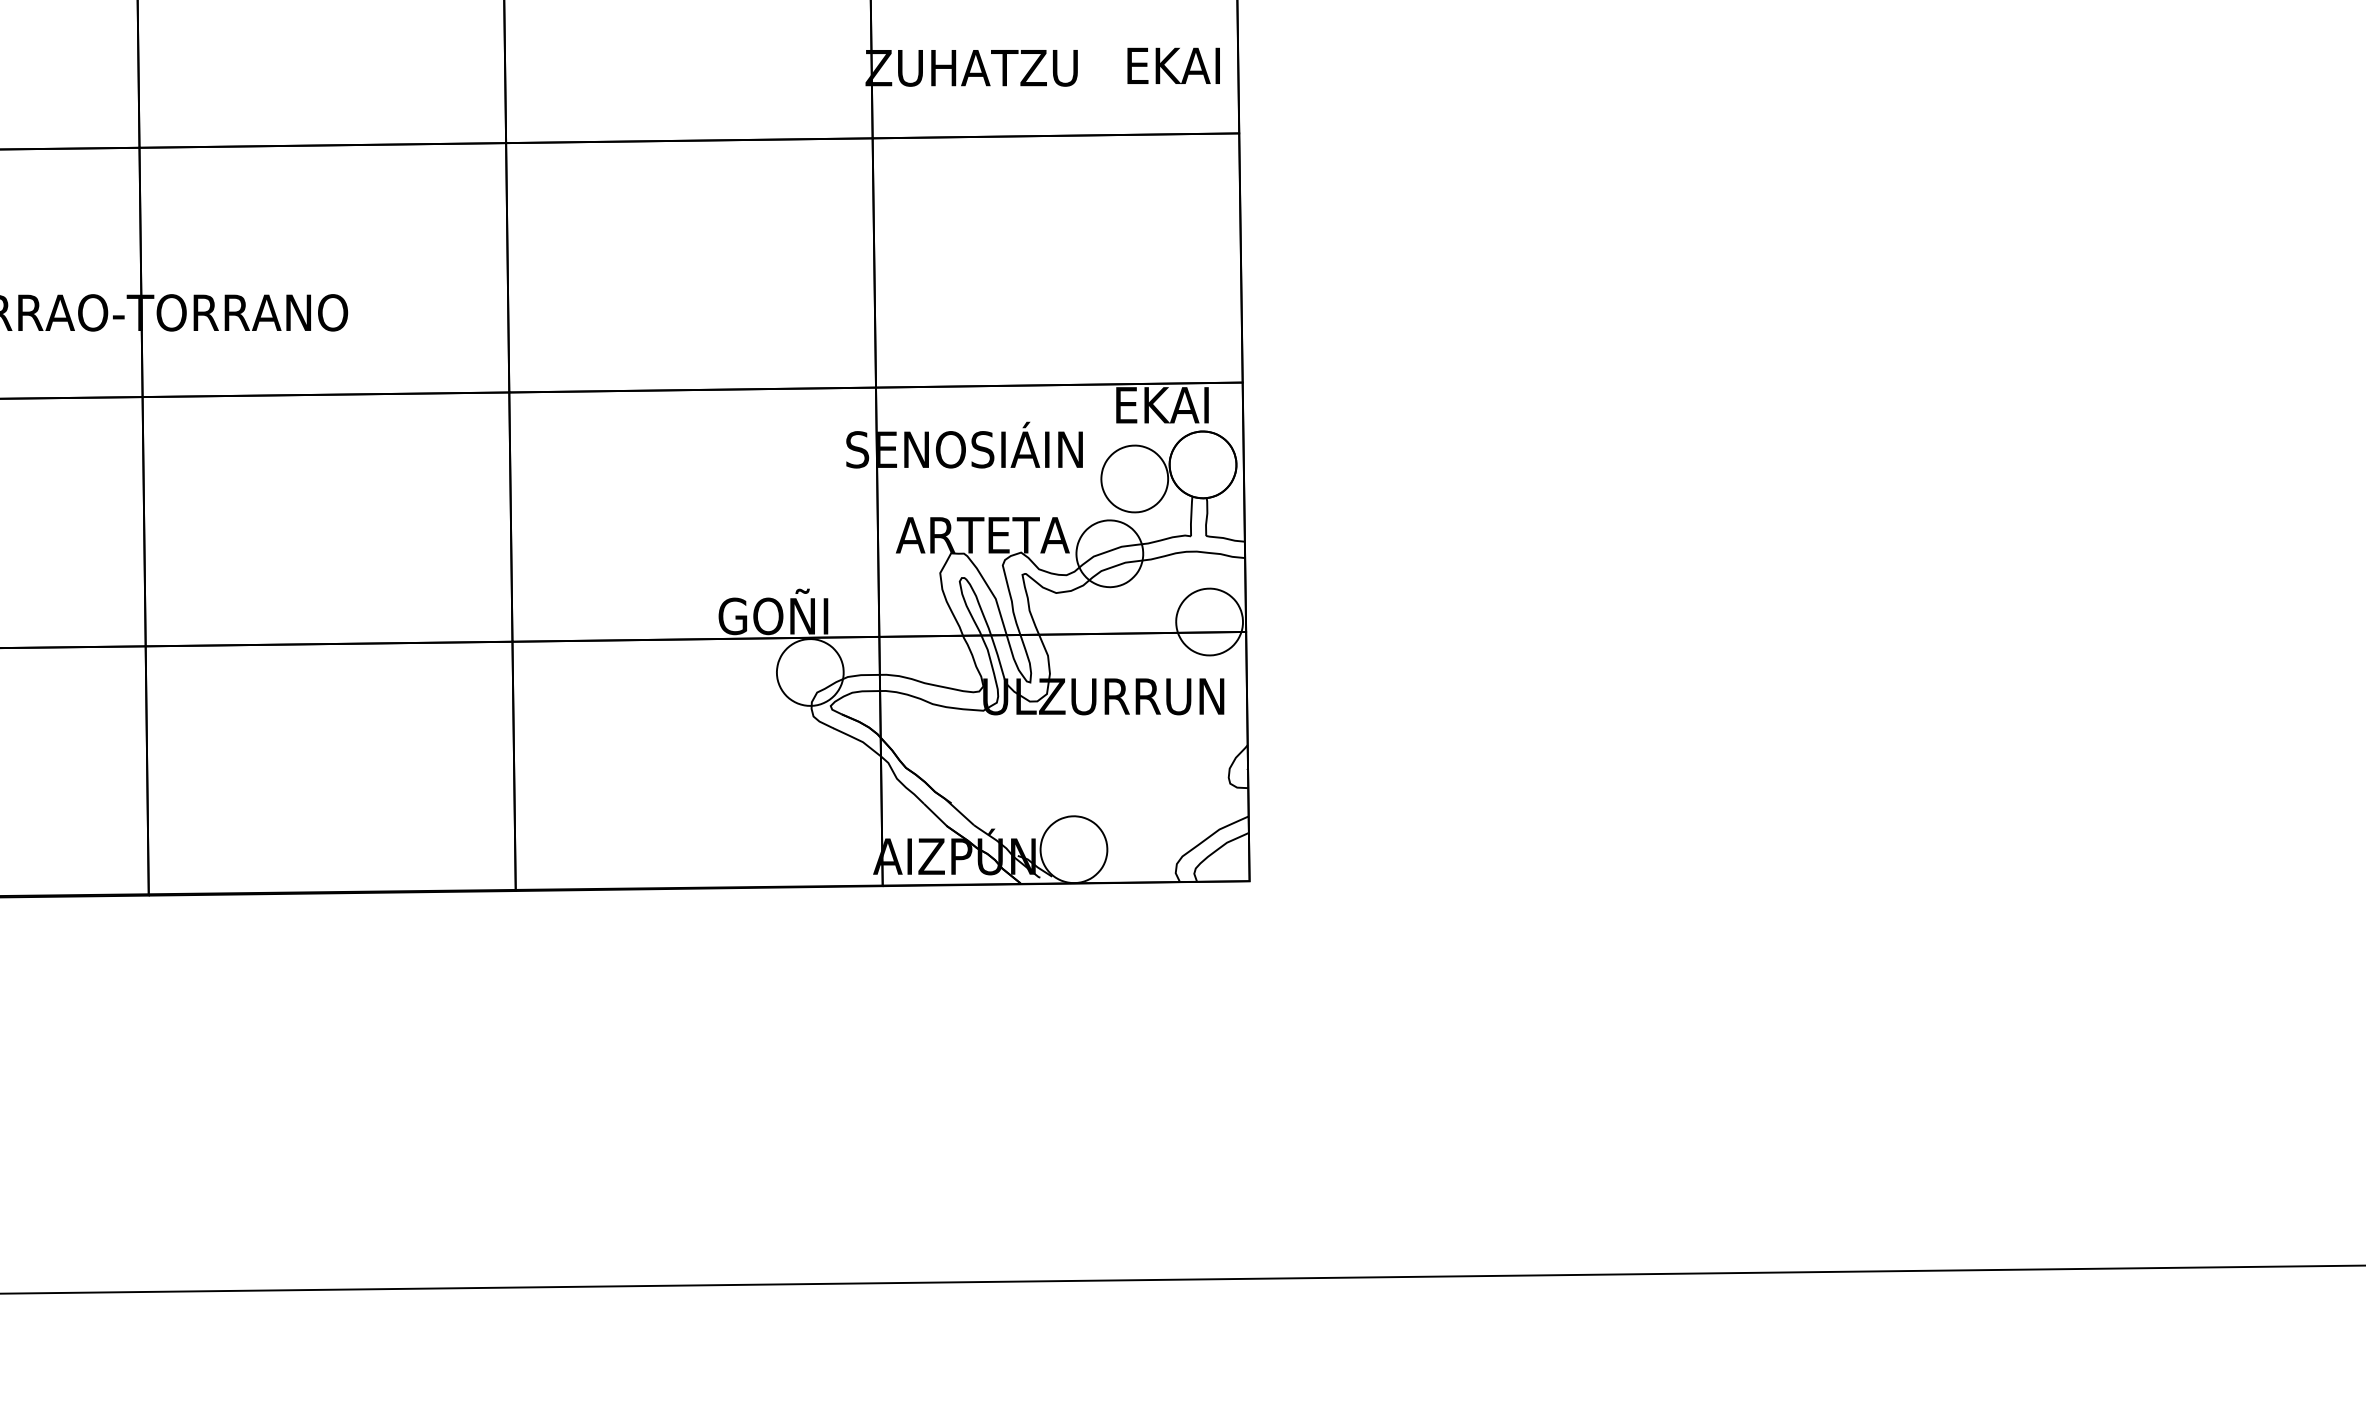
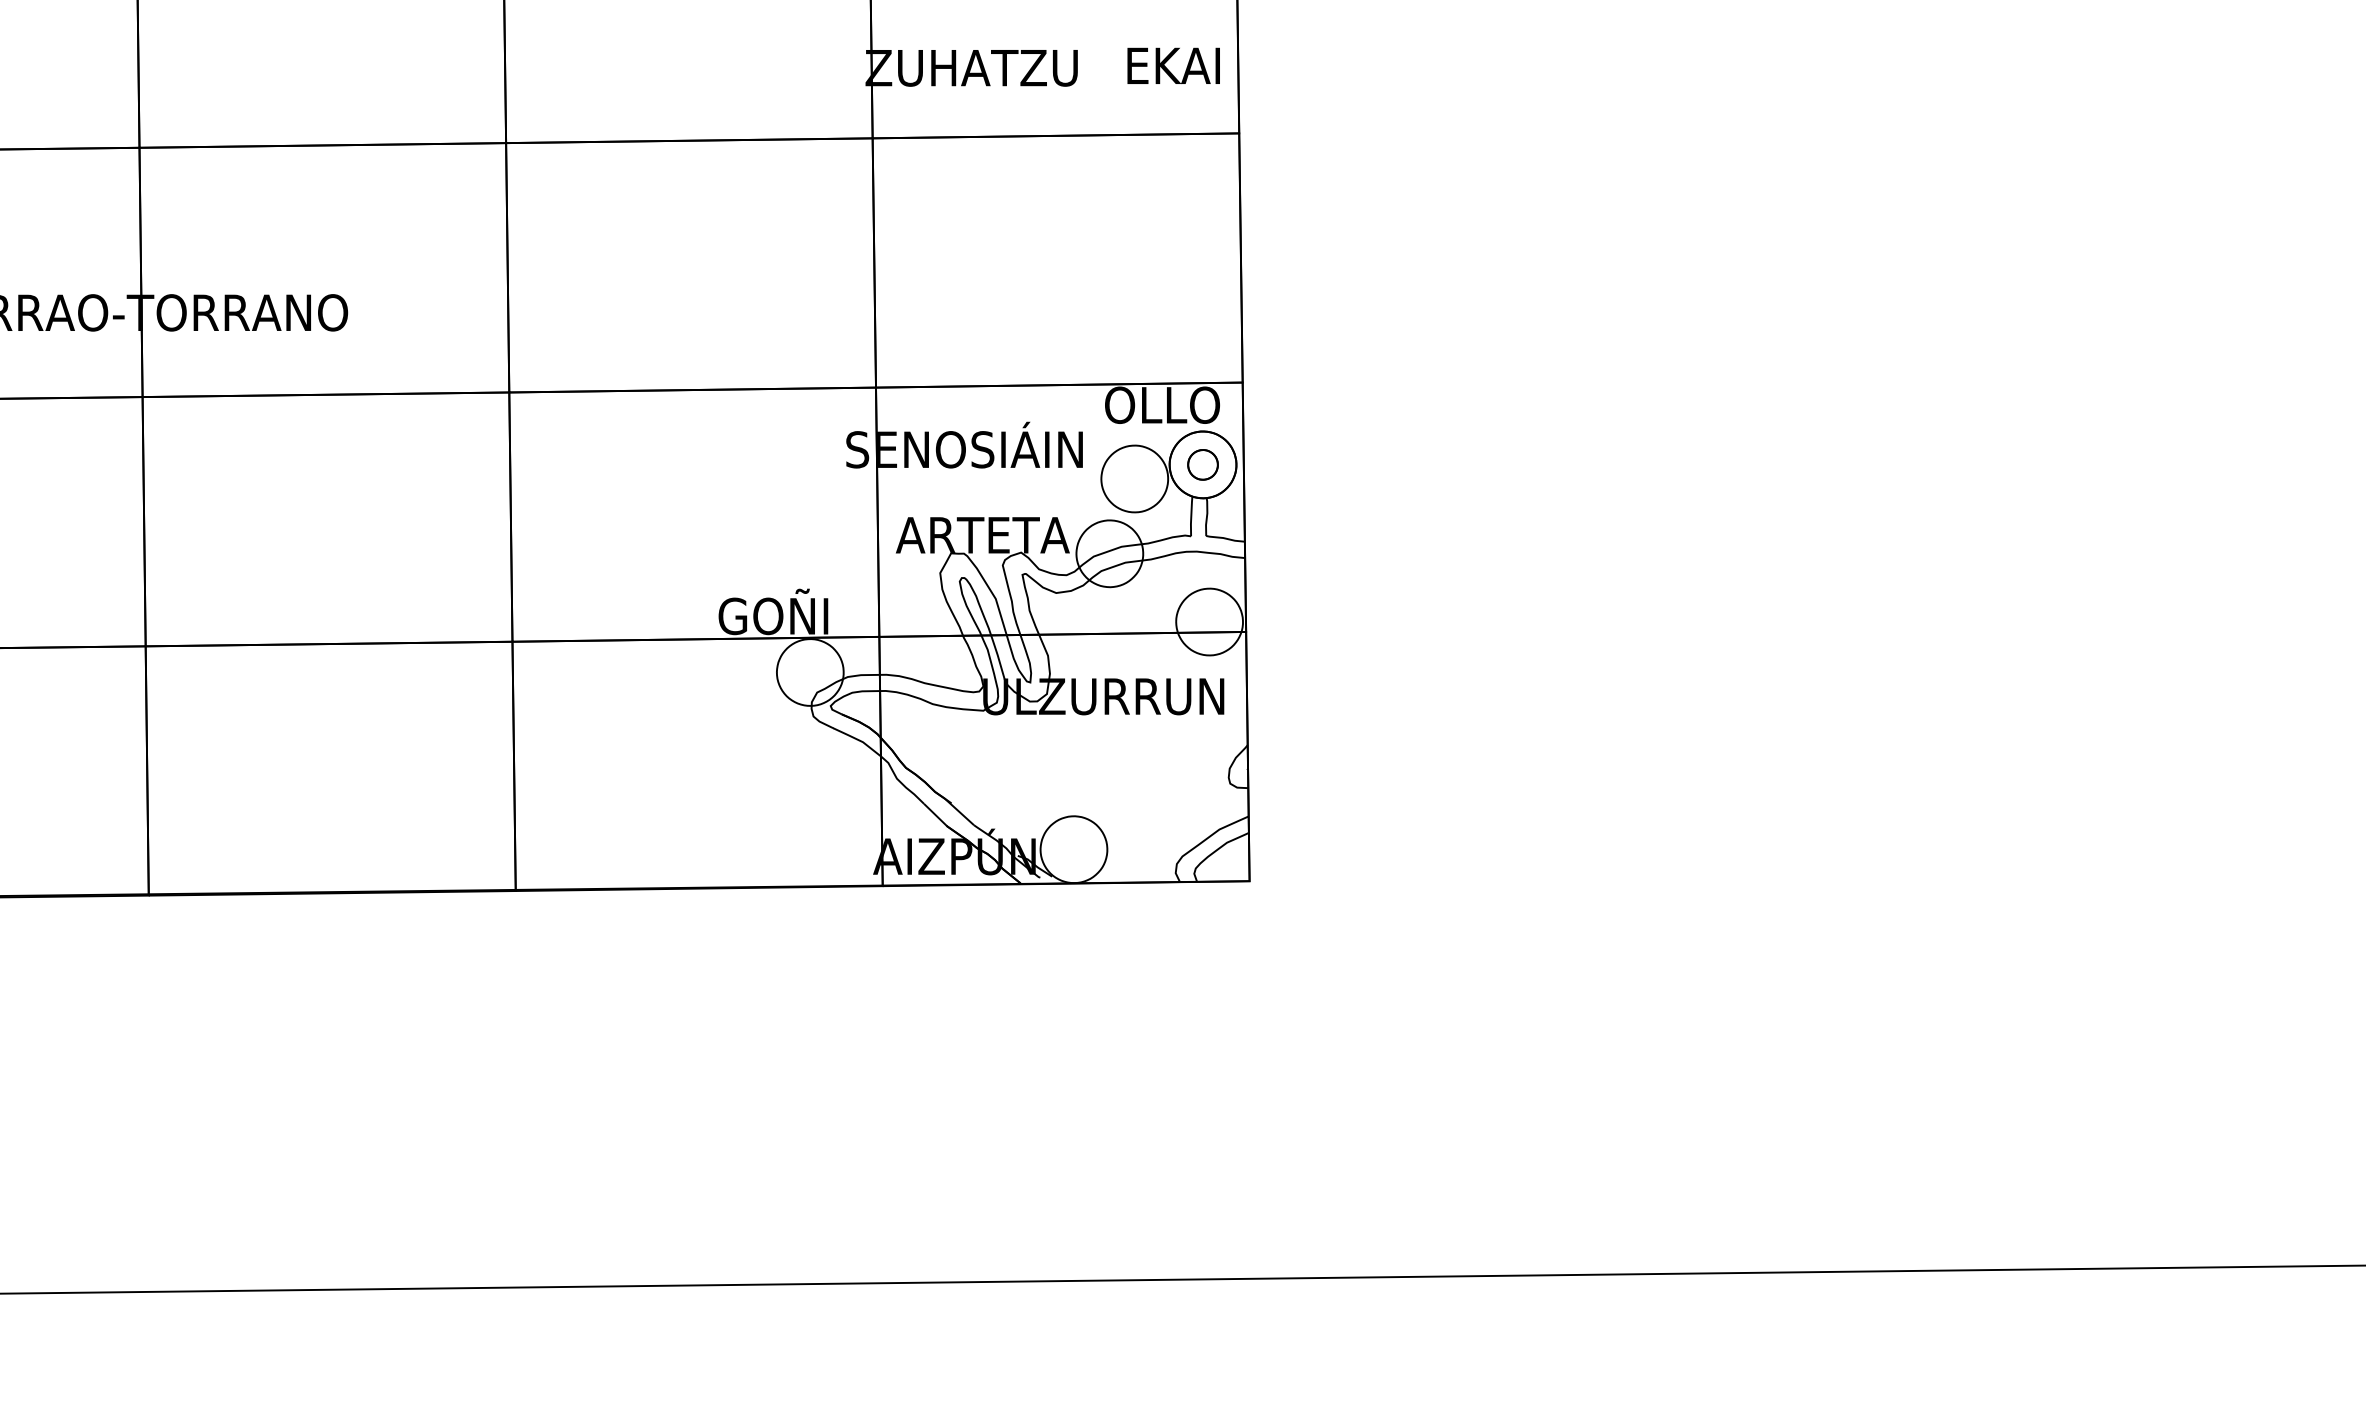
text: EKAI -> OLLO (1162, 404)
part: none -> present (1202, 464)
